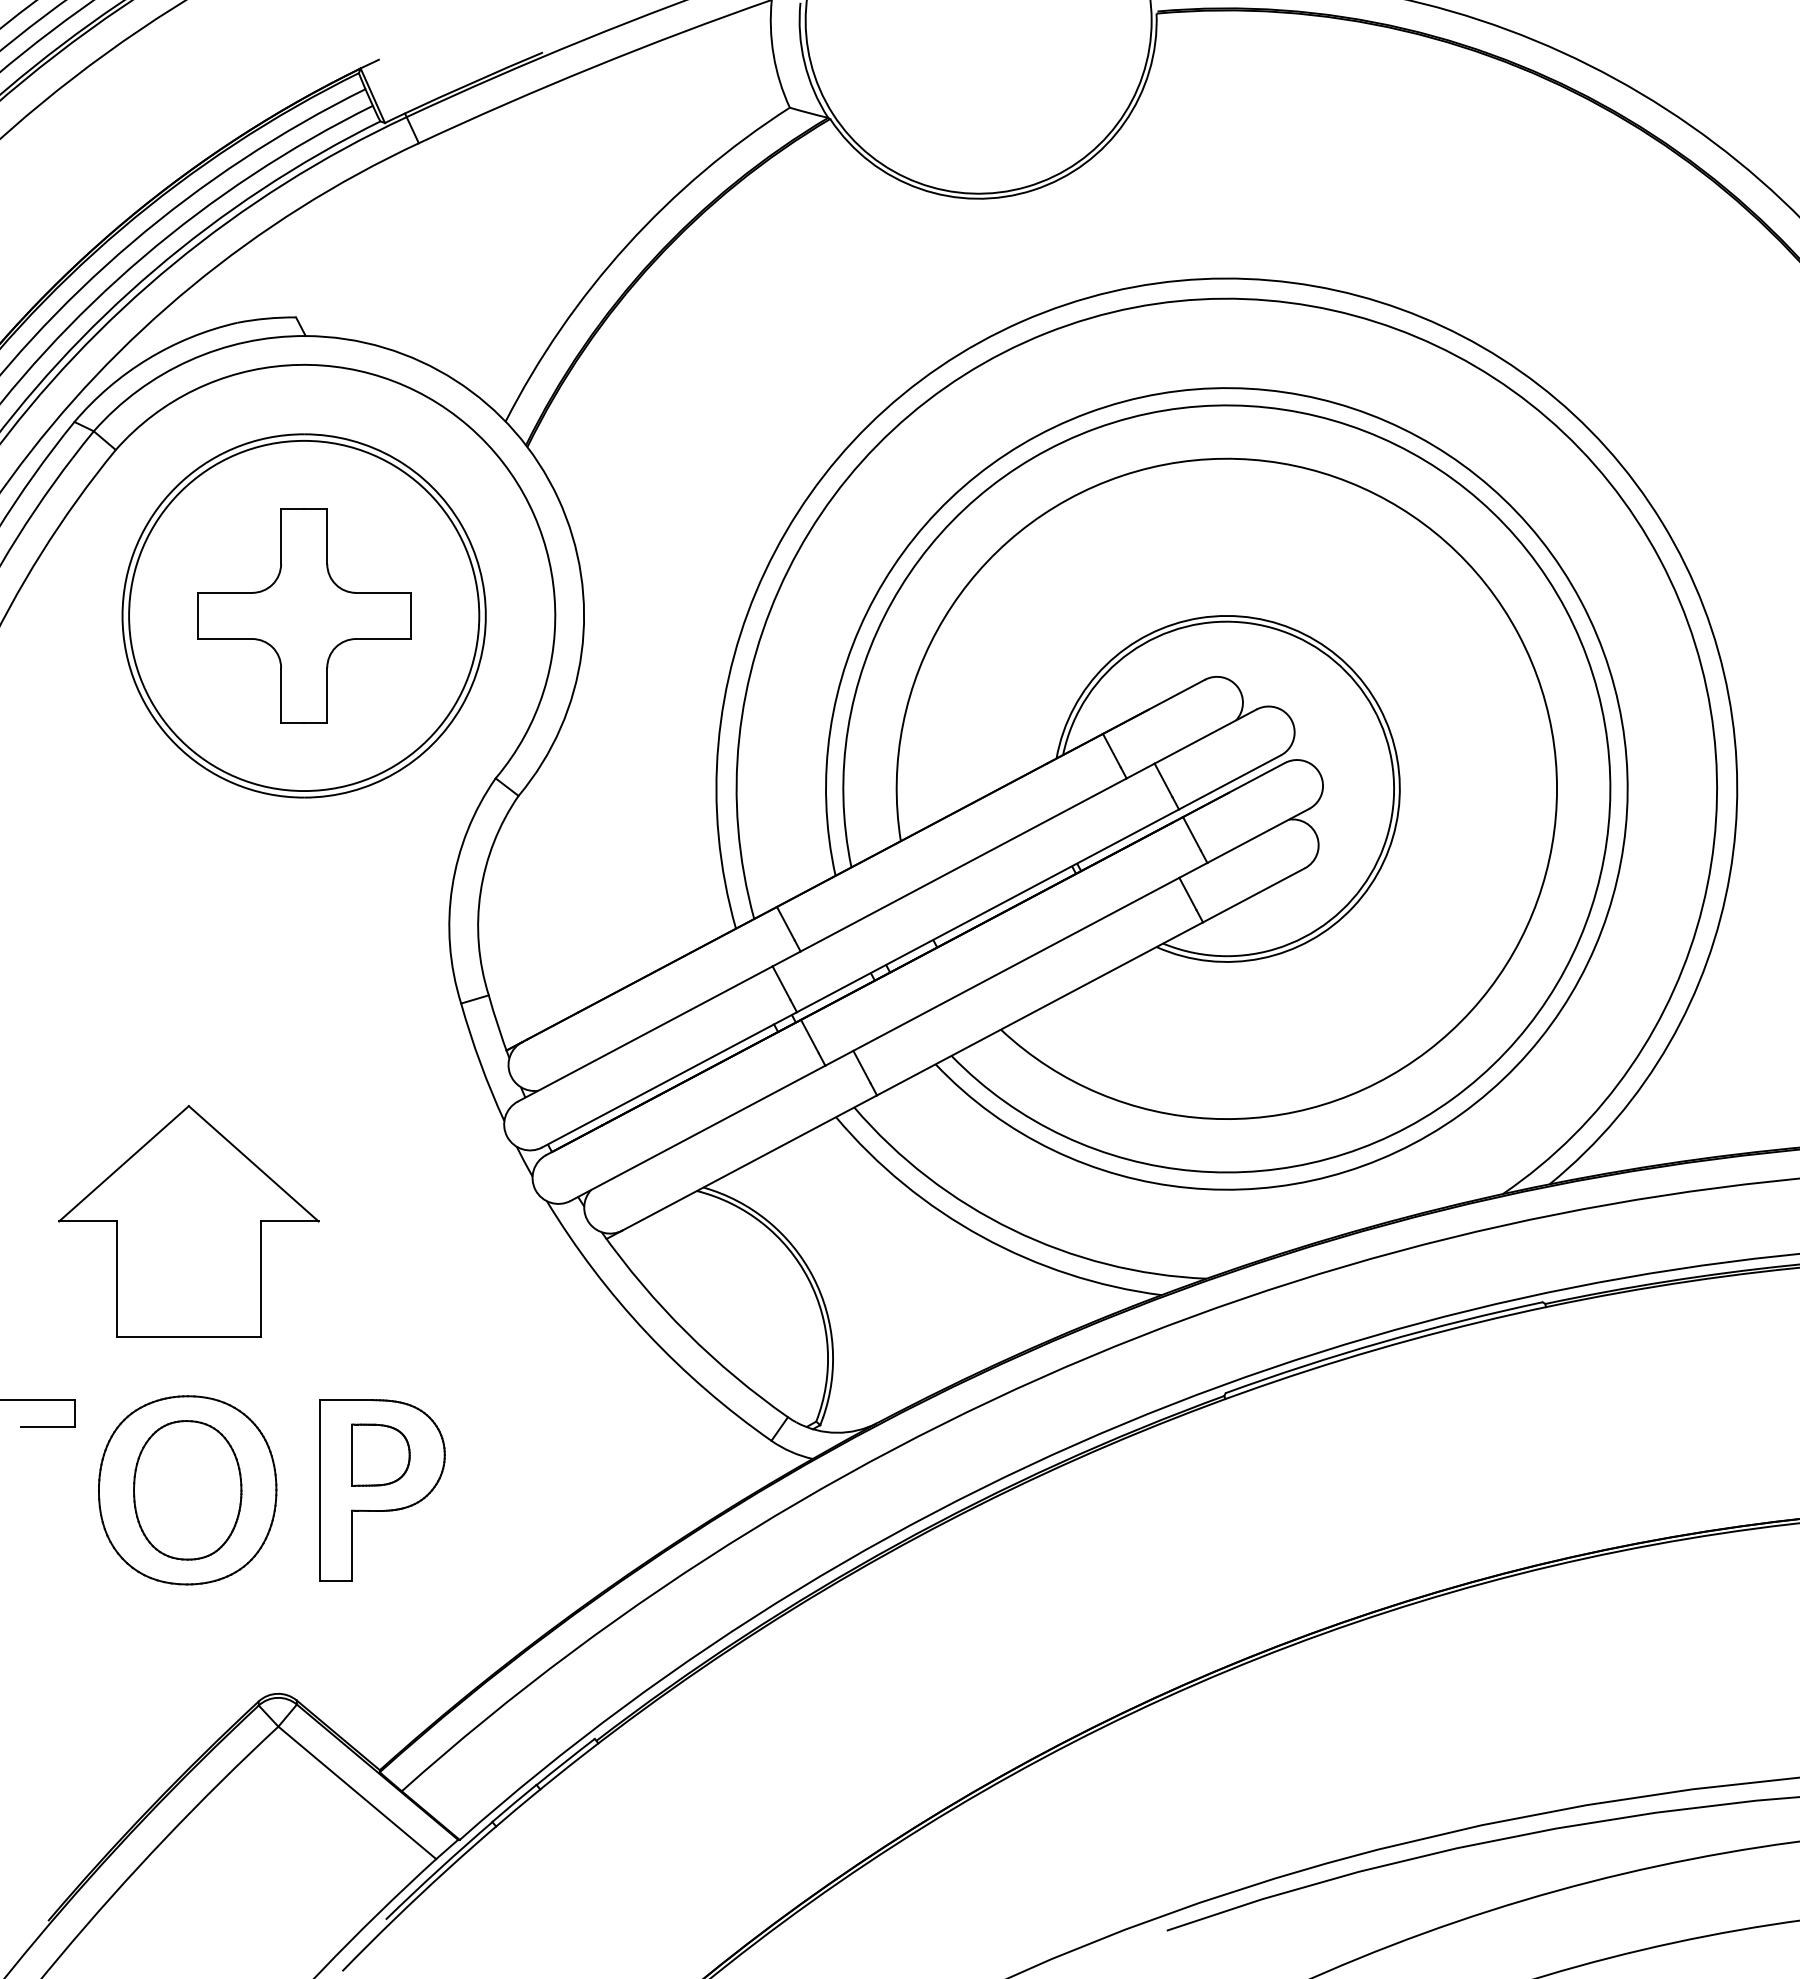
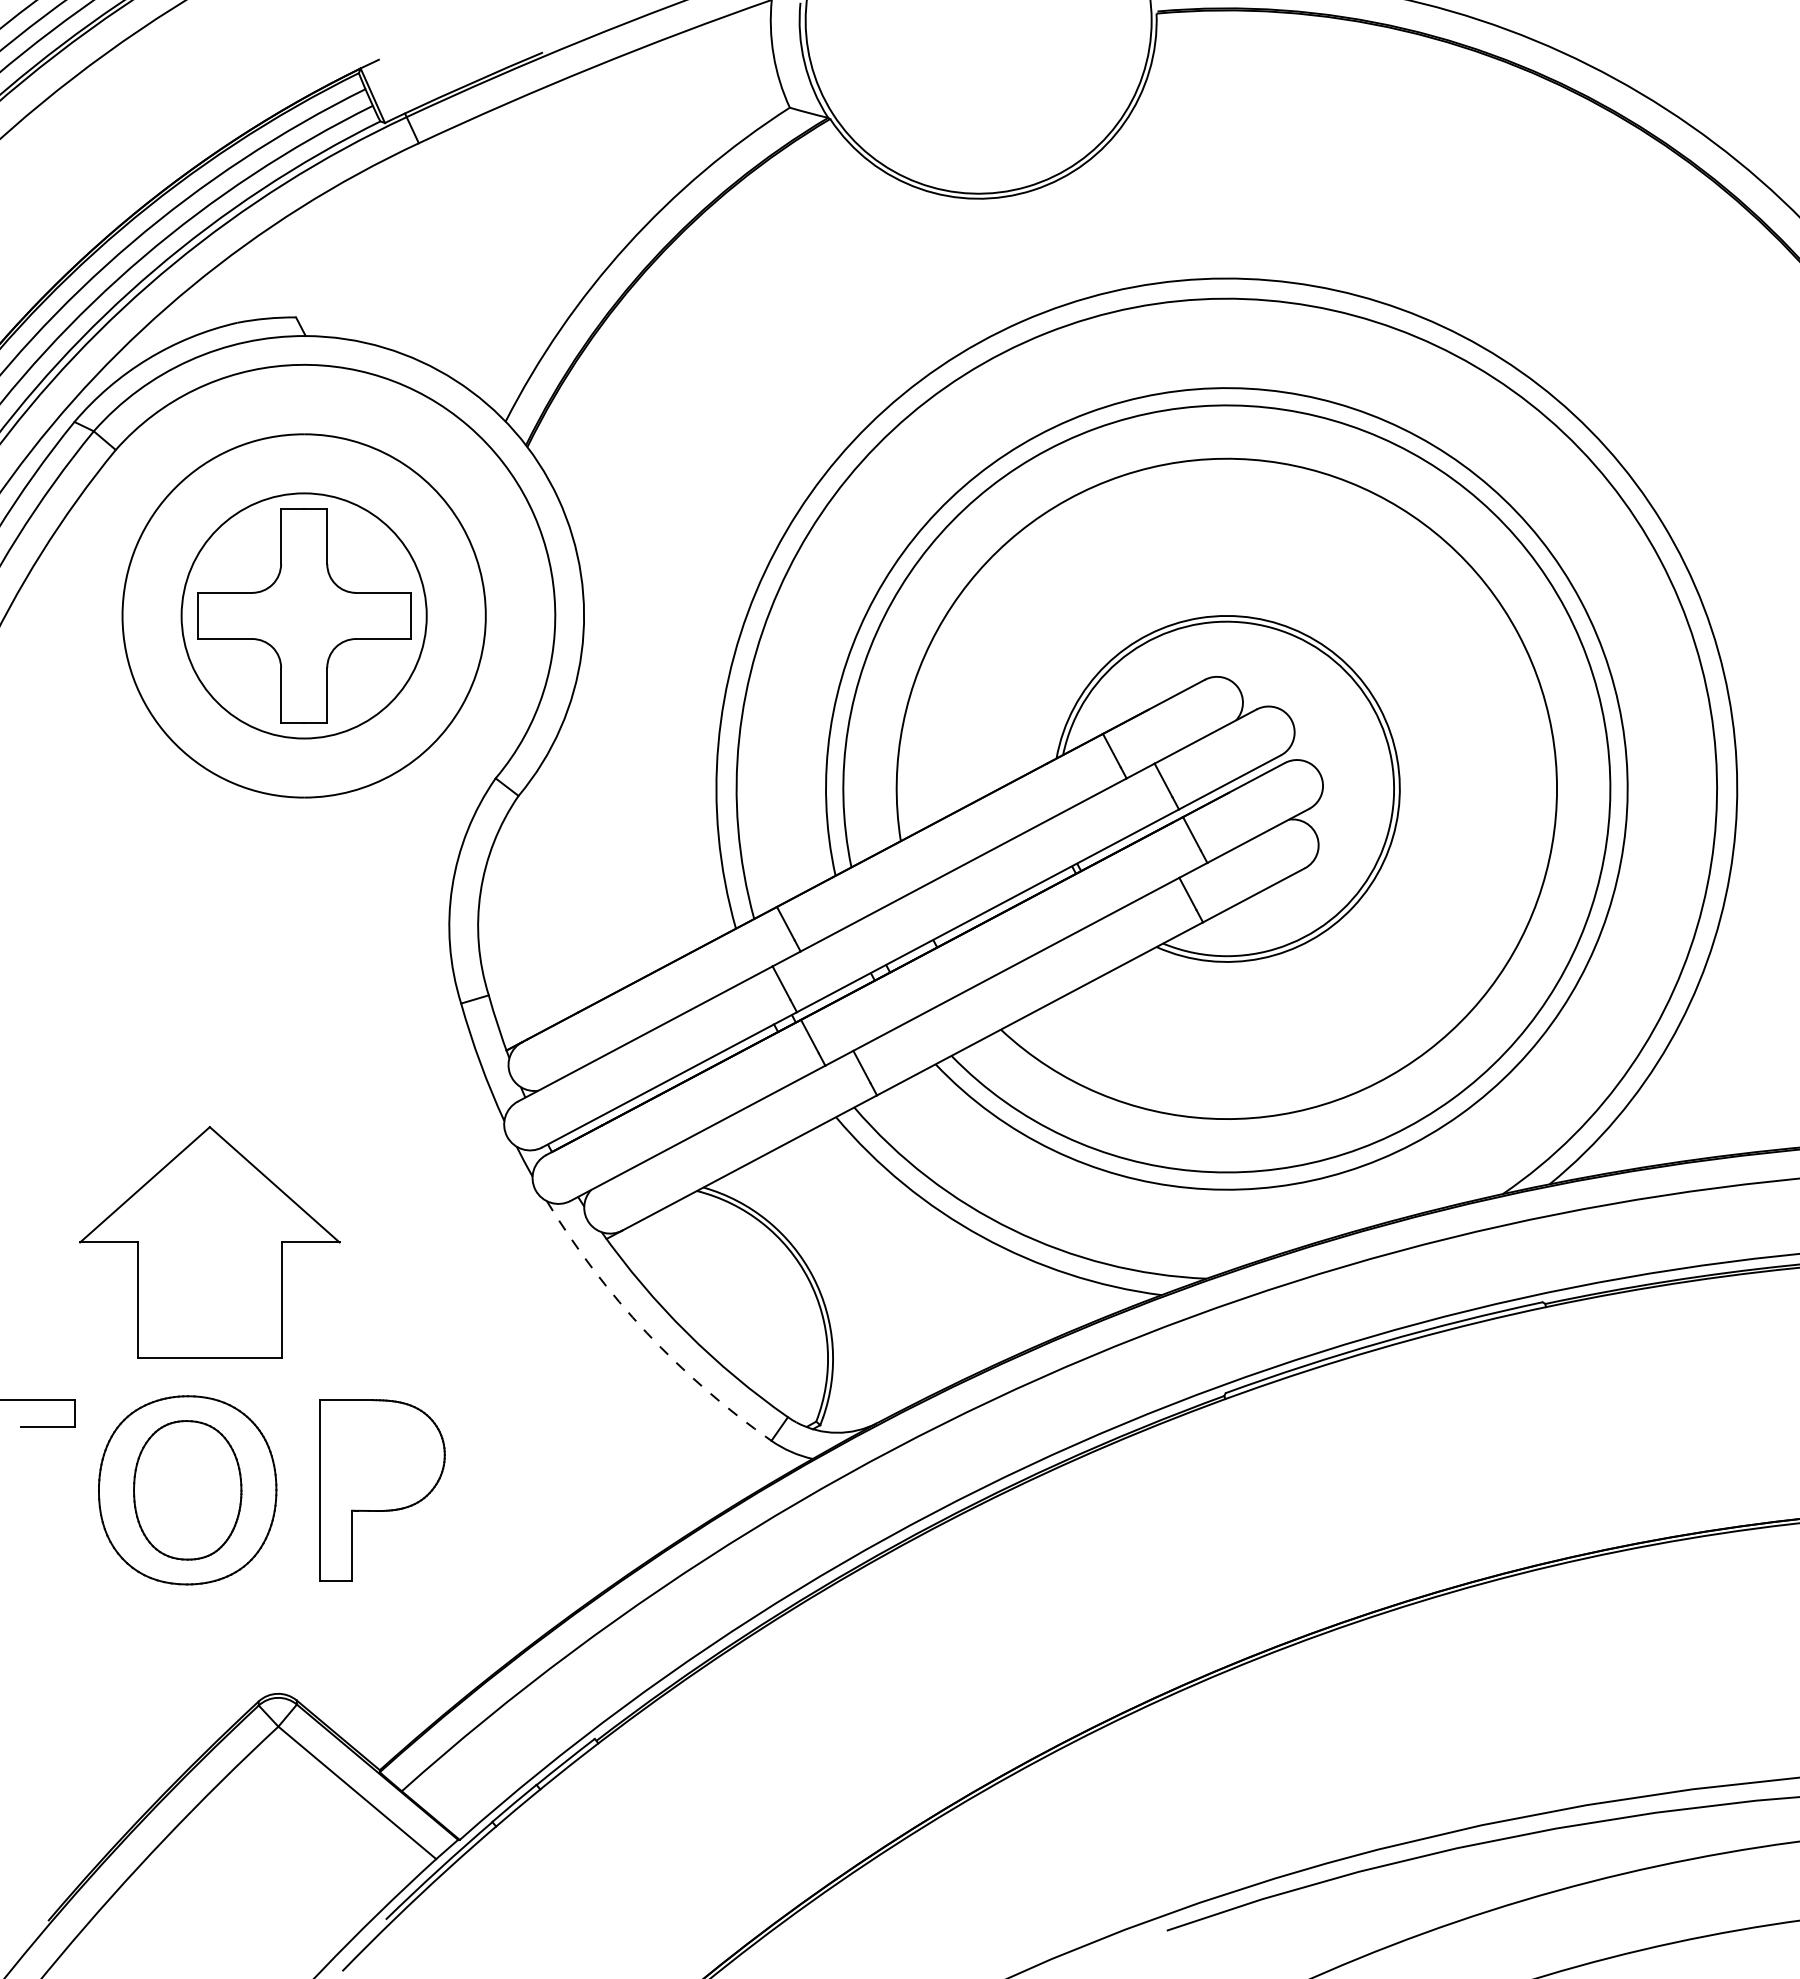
circle diameter: 350 px -> 245 px (303, 615)
part position: (188, 1221) -> (209, 1242) (209, 1242)
arc: solid -> dashed (646, 1332)
part: present -> none (380, 1454)
